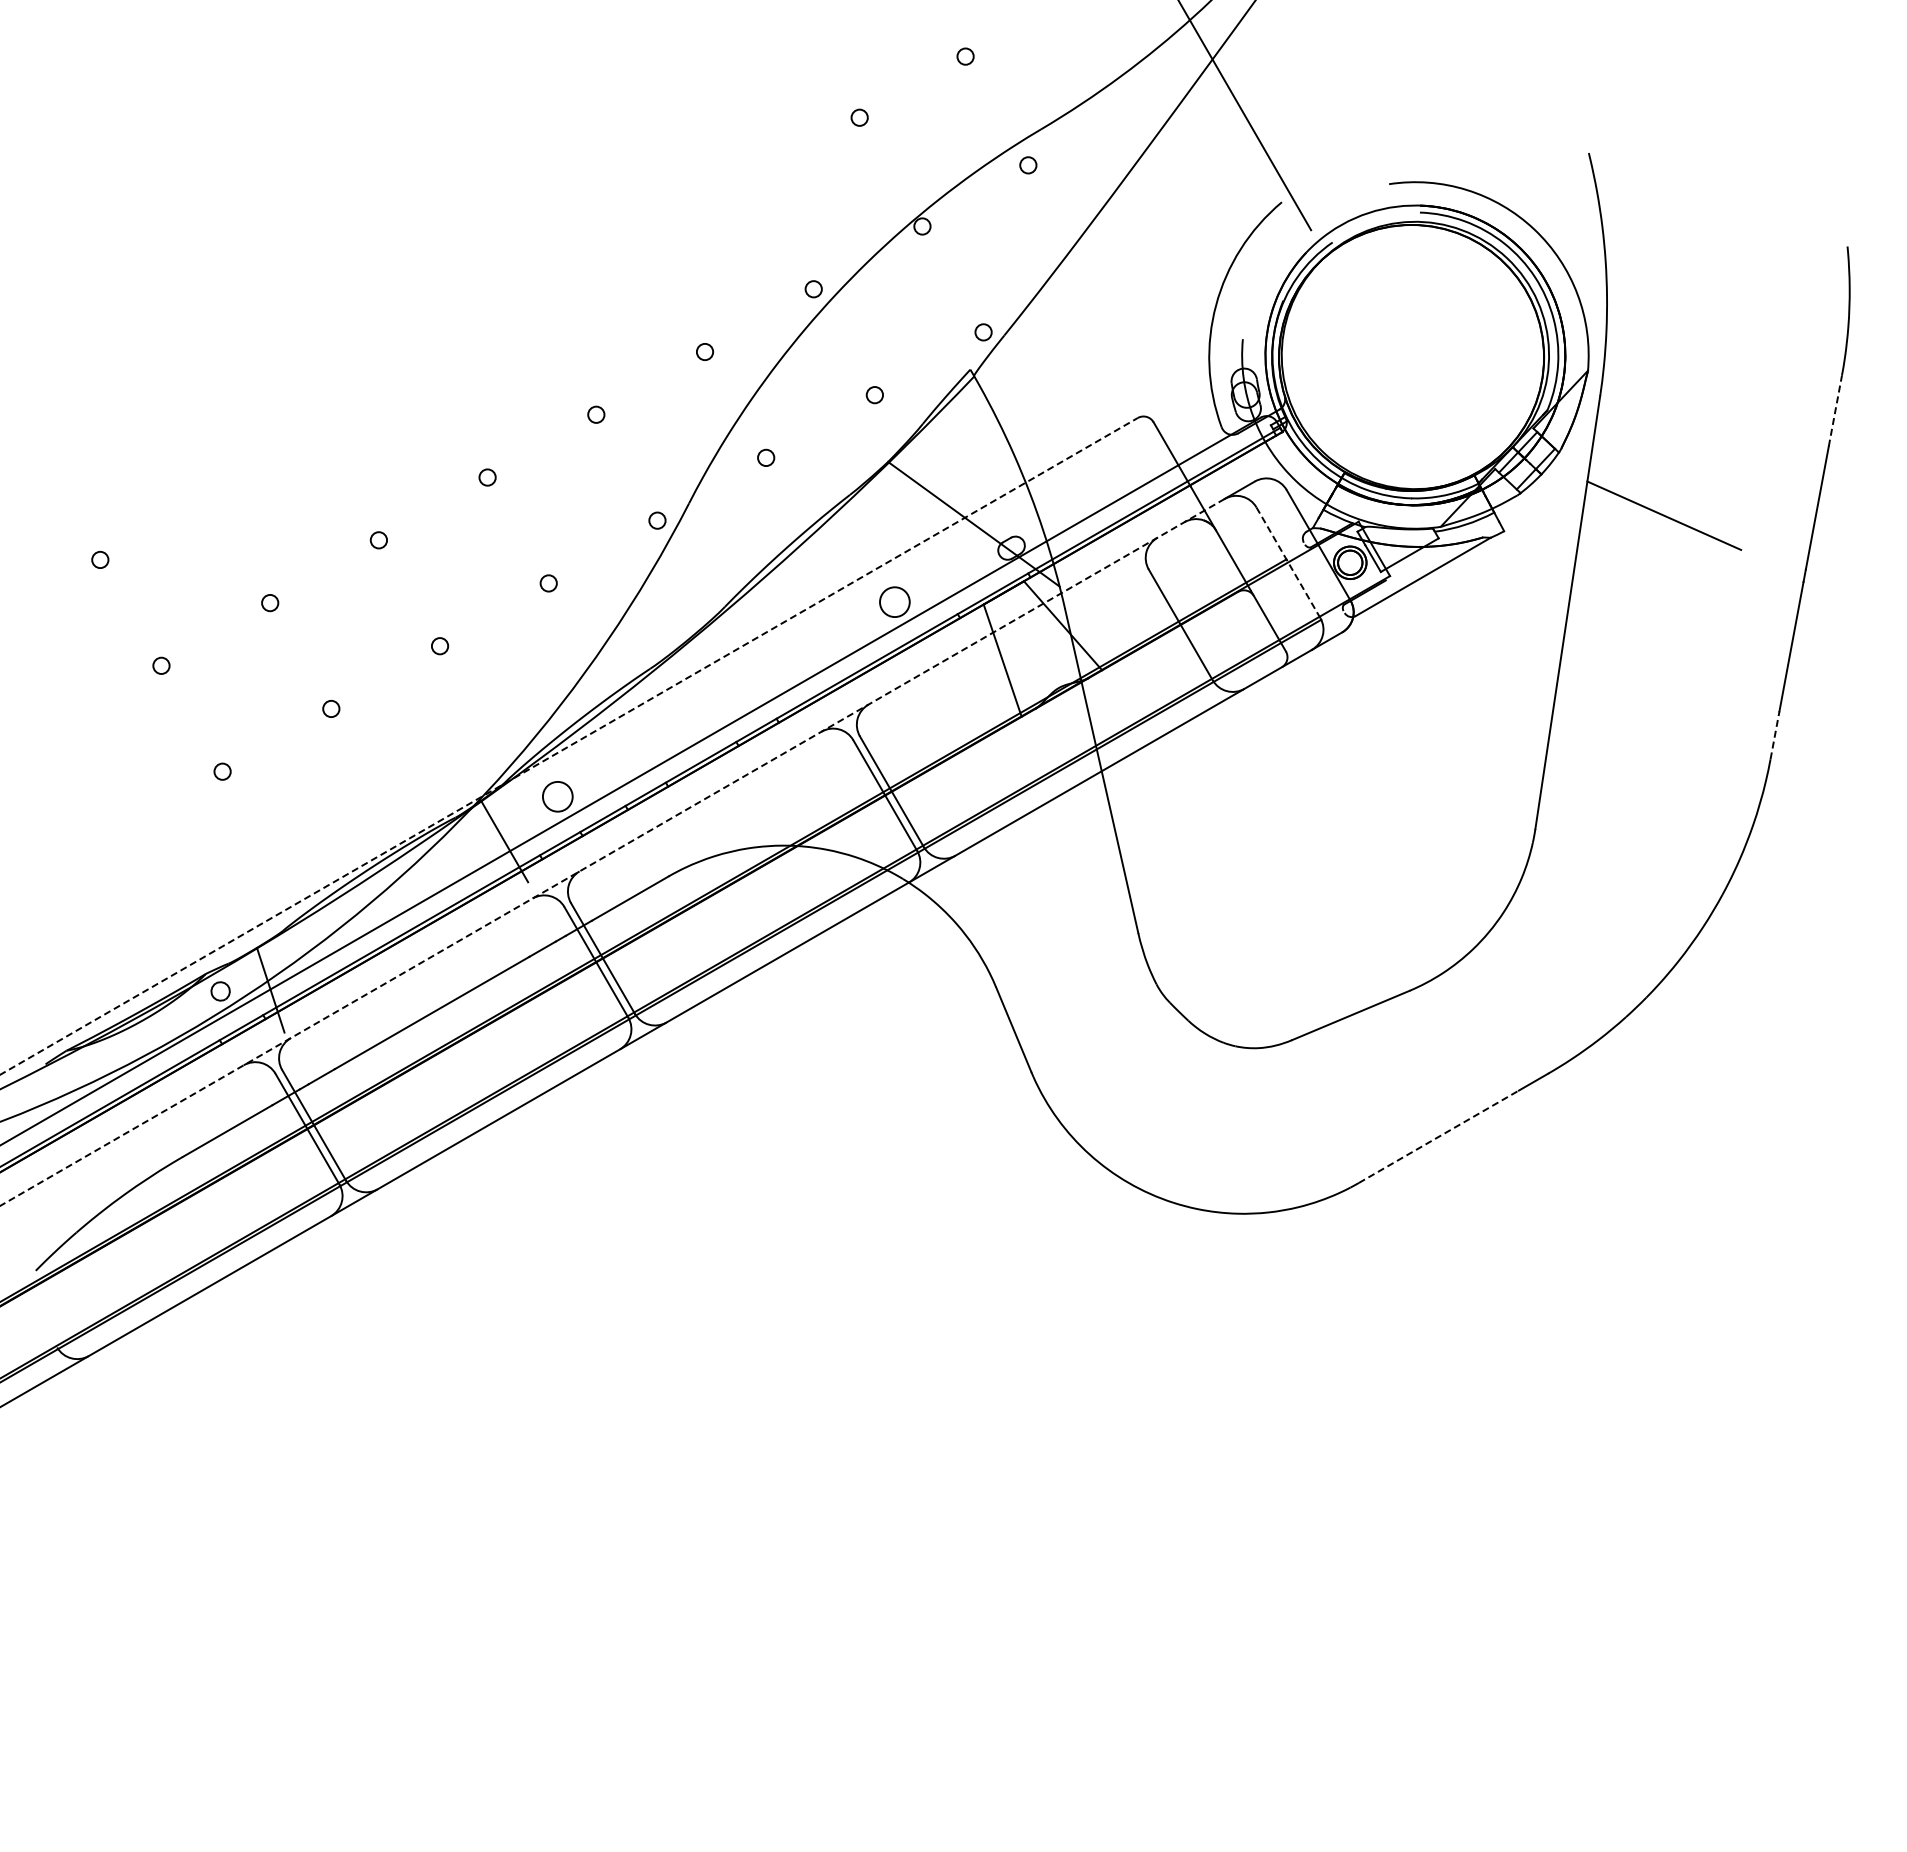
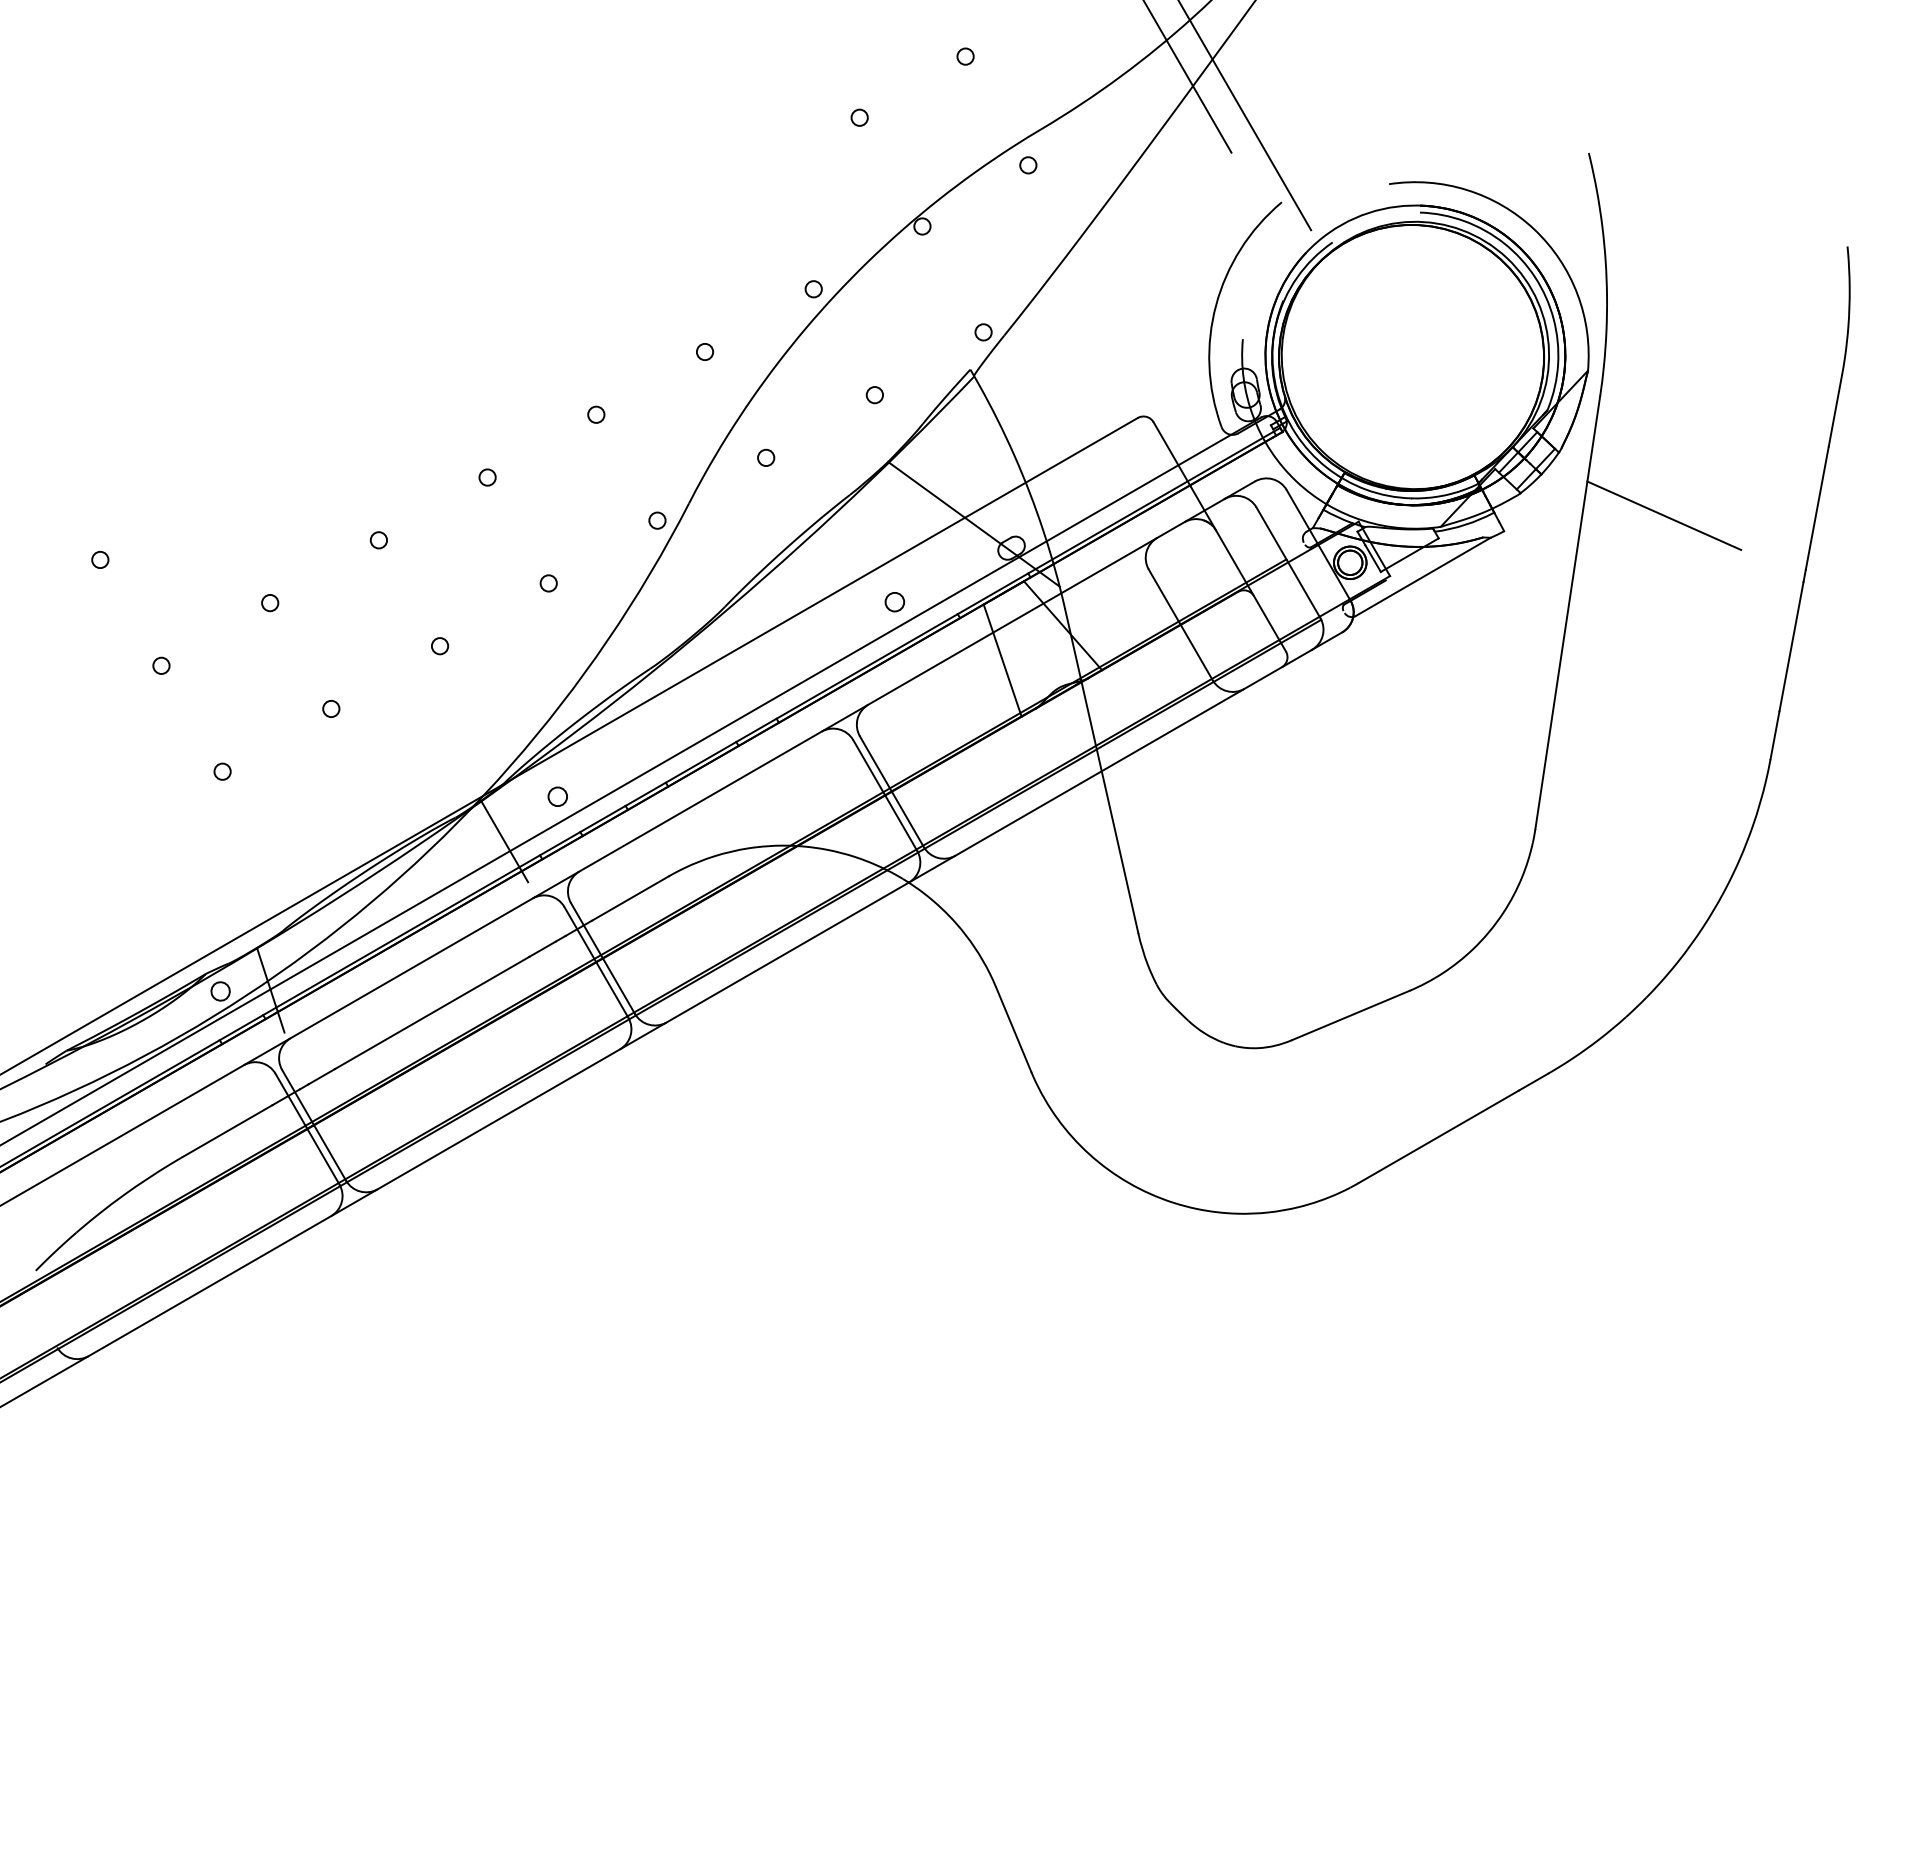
line: none -> present (1187, 77)
line: dashed -> solid (1835, 410)
line: dashed -> solid (1288, 562)
circle diameter: 30 px -> 19 px (894, 601)
line: dashed -> solid (1775, 734)
line: dashed -> solid (568, 746)
circle diameter: 30 px -> 19 px (557, 796)
line: dashed -> solid (612, 852)
line: dashed -> solid (1439, 1136)
